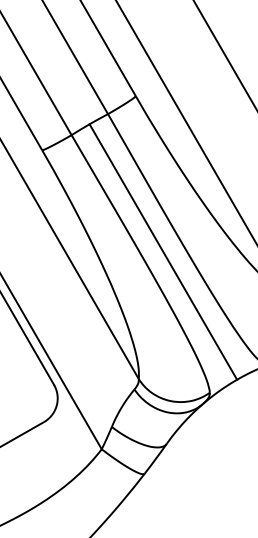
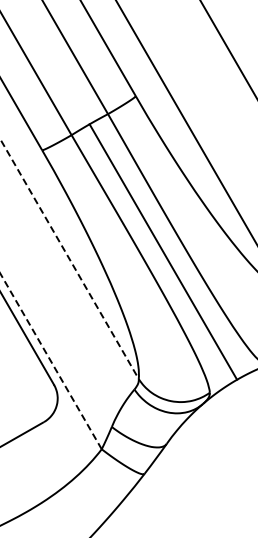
line position: (224, 54) -> (227, 48) (227, 48)
line: solid -> dashed (69, 259)
line: solid -> dashed (50, 360)
